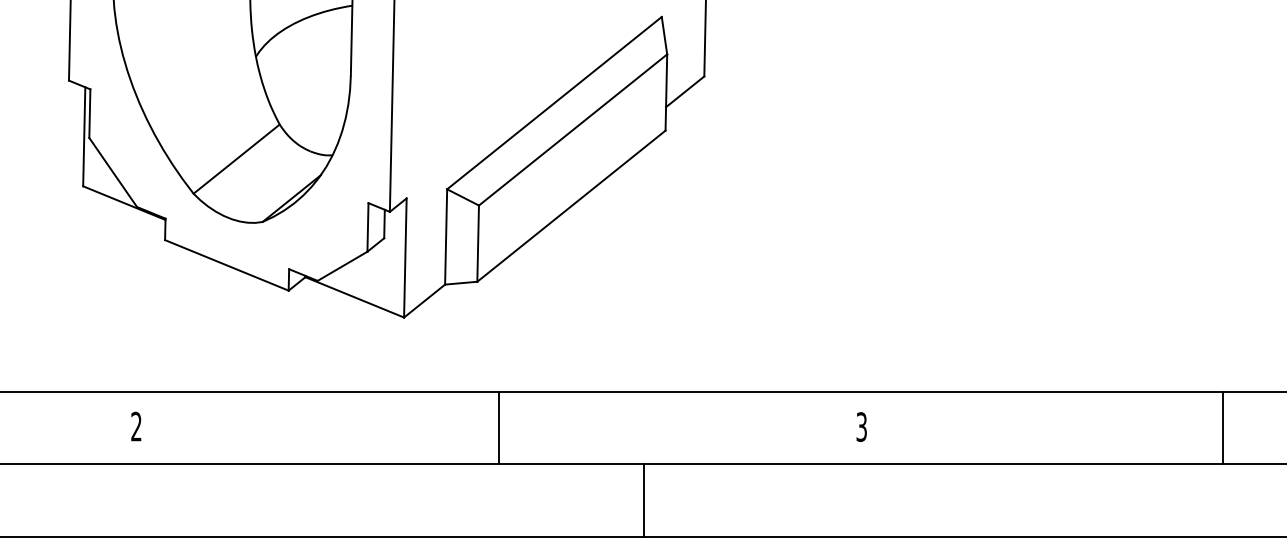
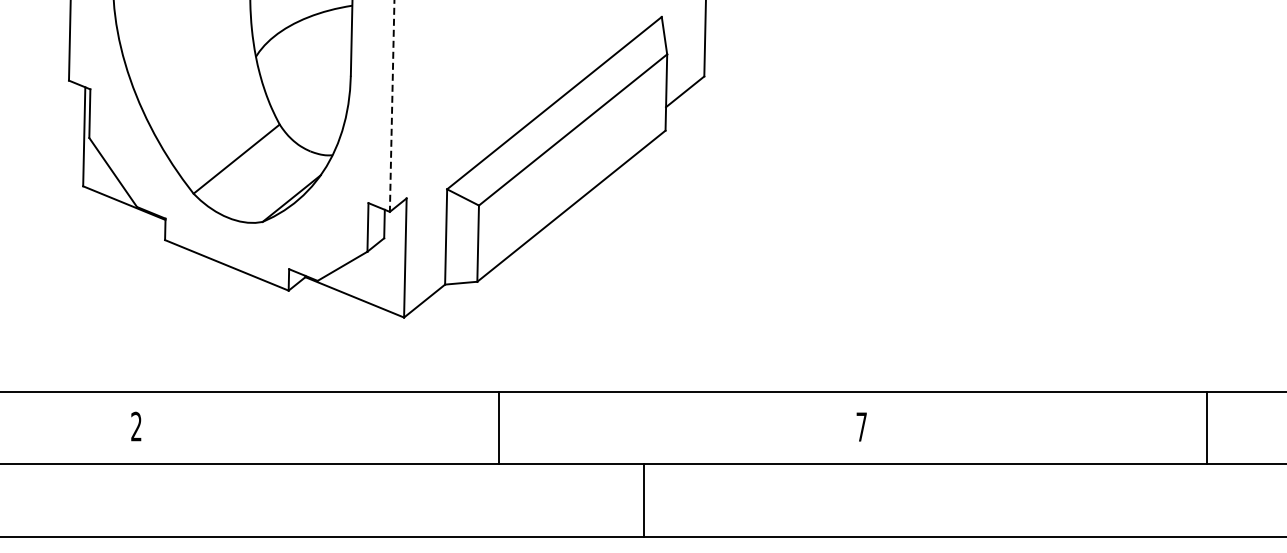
line: solid -> dashed (392, 106)
text: 3 -> 7 (861, 427)
line position: (1222, 427) -> (1206, 427) (1206, 427)
